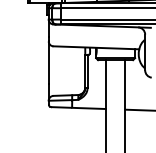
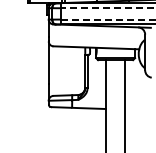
line: solid -> dashed (107, 8)
line: solid -> dashed (108, 19)
line: present -> none (138, 109)
